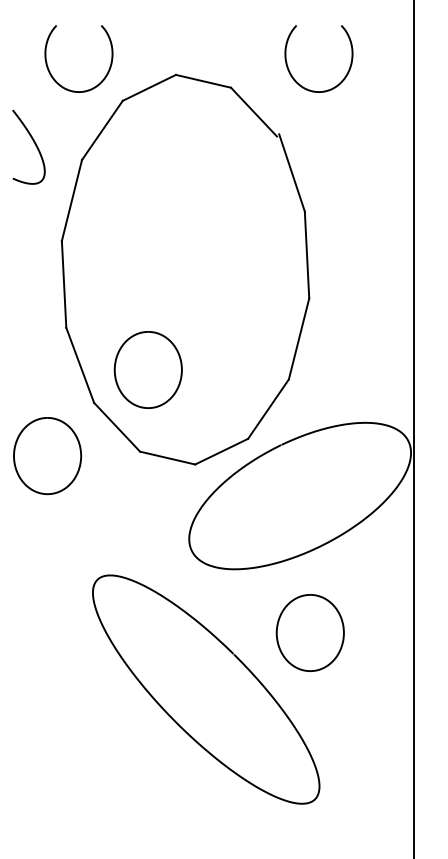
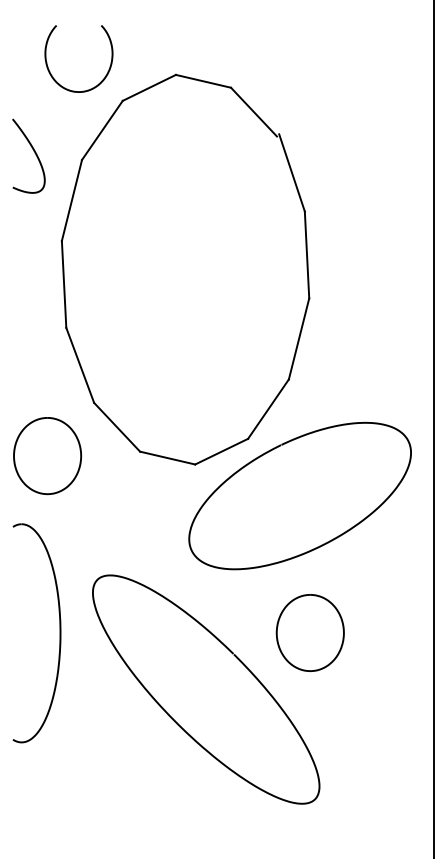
curve: present -> none (290, 71)
curve position: (34, 144) -> (34, 153) (34, 153)
curve: present -> none (116, 363)
line position: (414, 428) -> (434, 428) (434, 428)
part: none -> present (59, 633)
